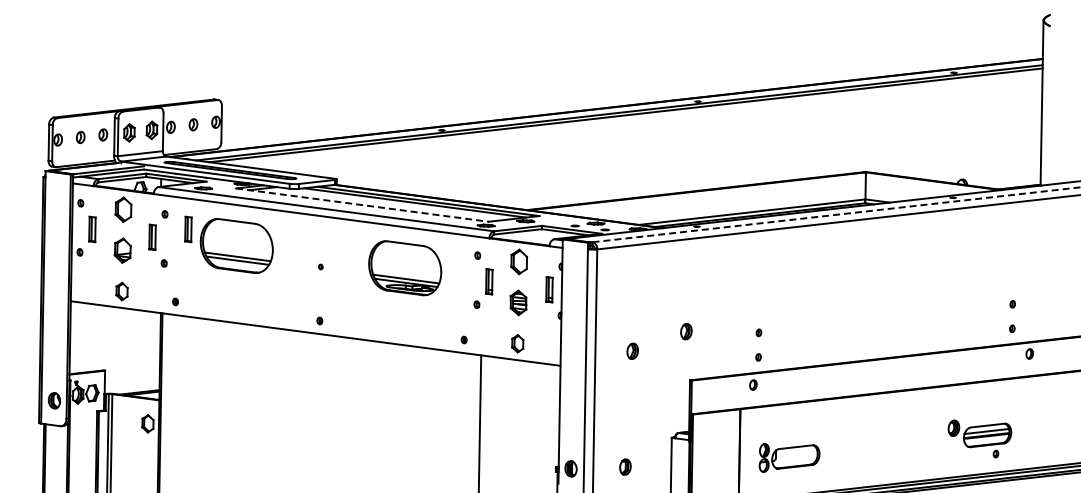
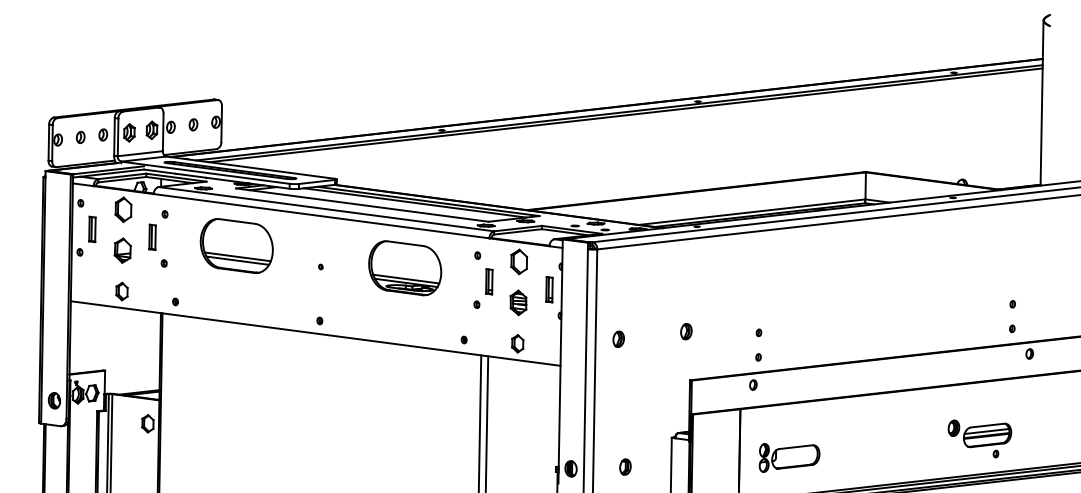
line: dashed -> solid (362, 205)
line: dashed -> solid (836, 214)
part: present -> none (188, 229)
part position: (632, 350) -> (618, 338) (618, 338)
line: none -> present (486, 422)
